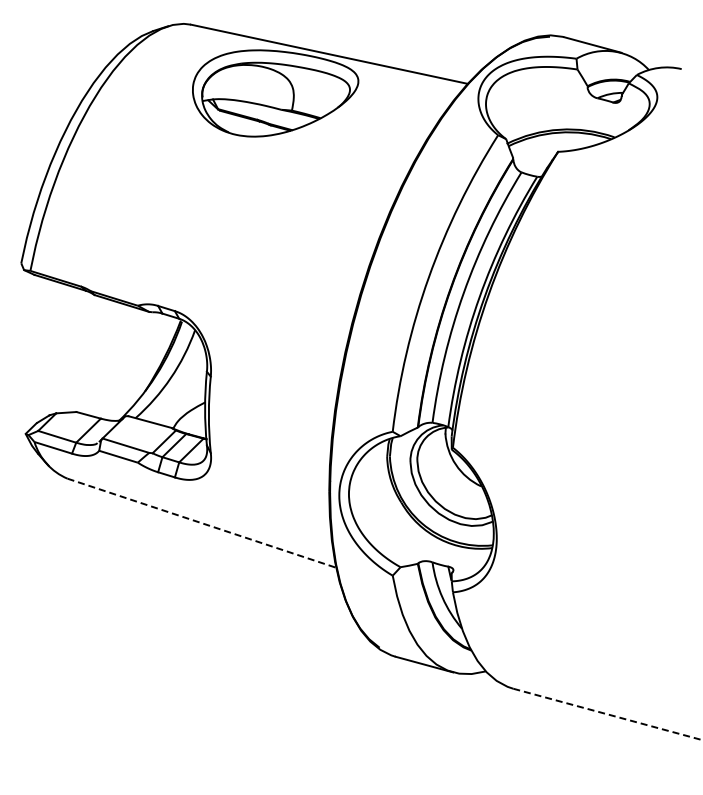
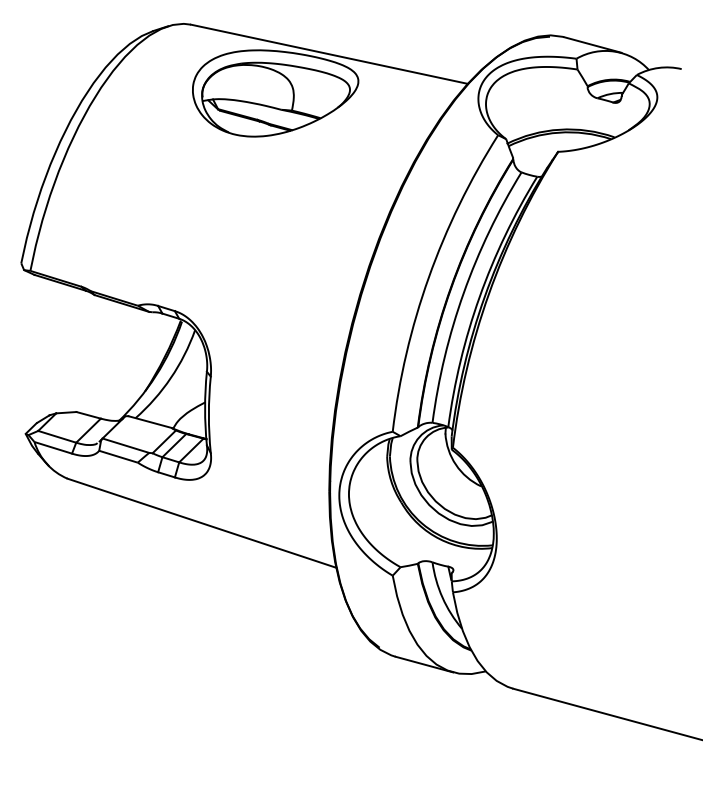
line: dashed -> solid (201, 523)
line: dashed -> solid (608, 714)
